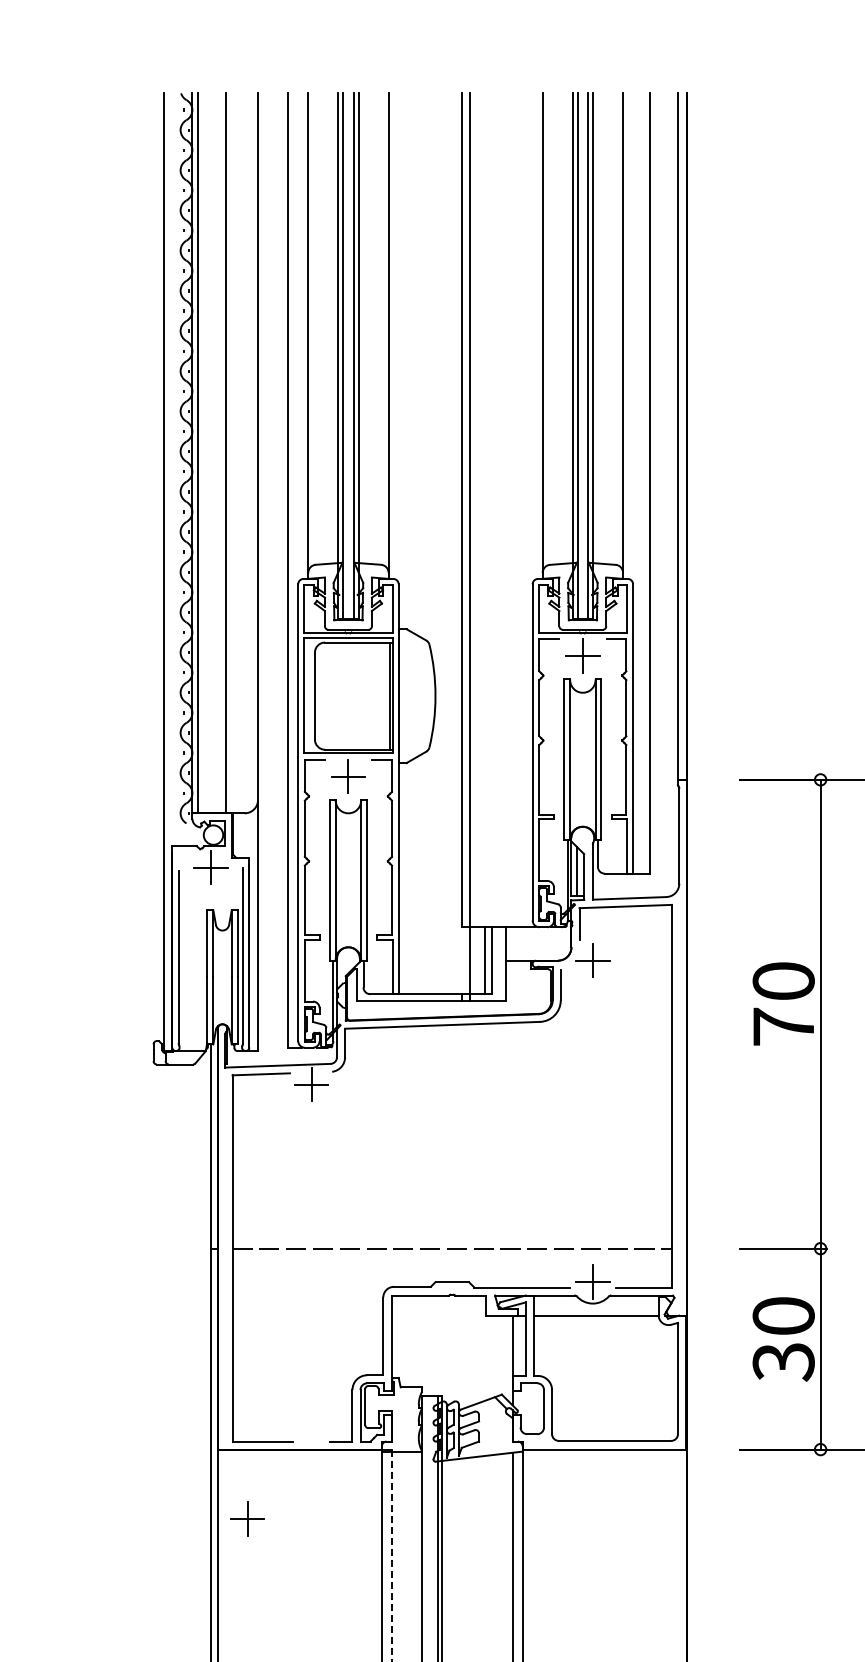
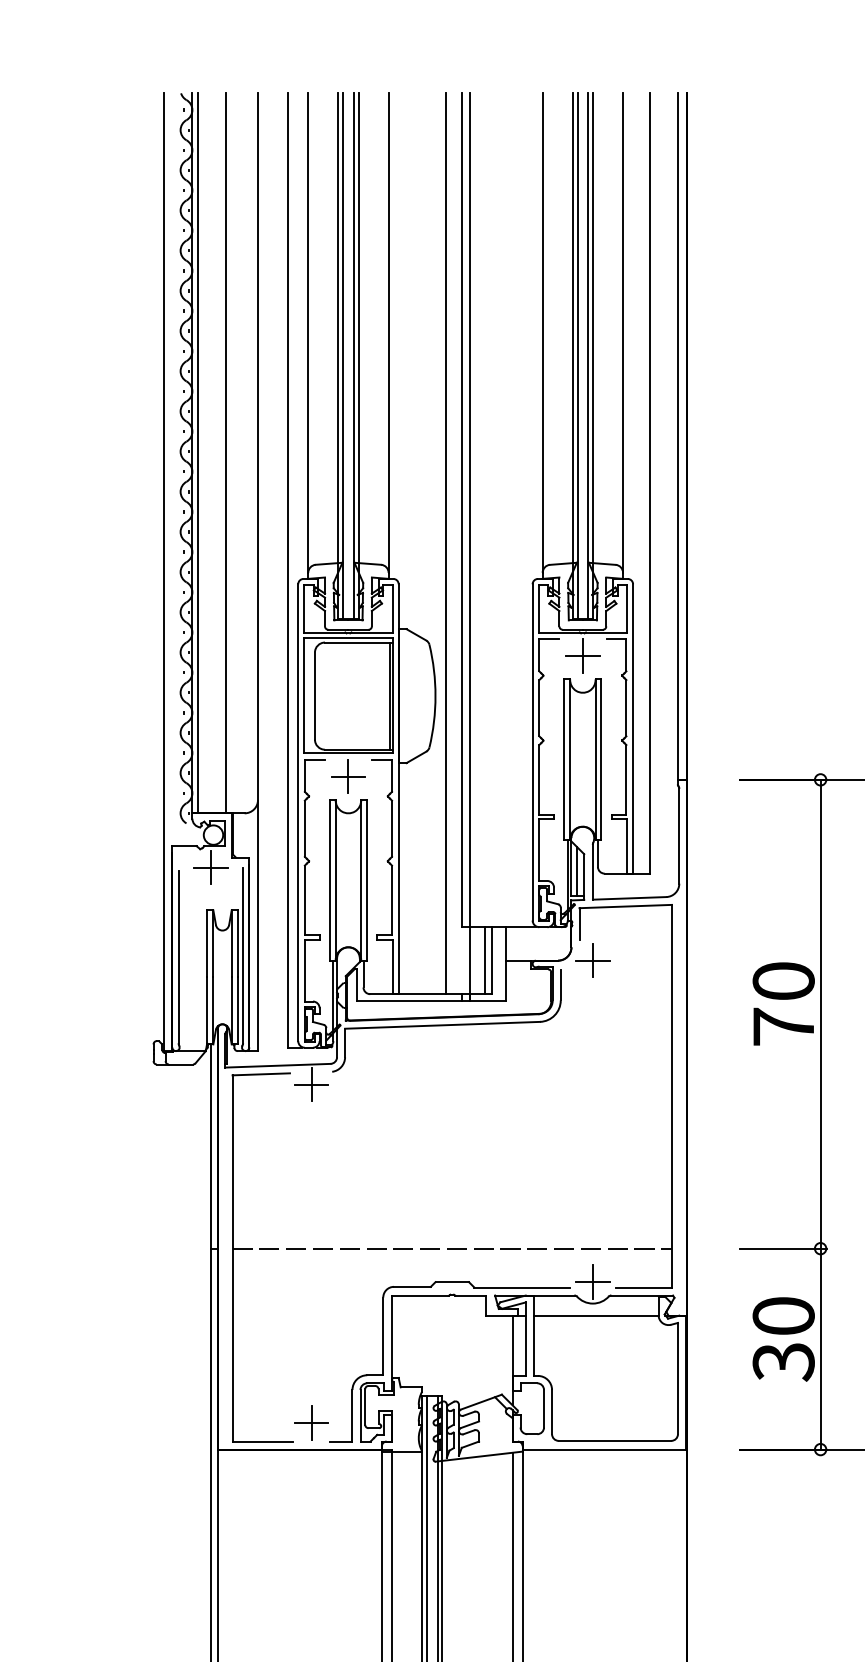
line: none -> present (445, 543)
part position: (247, 1518) -> (311, 1422) (311, 1422)
line: none -> present (426, 1527)
line: dashed -> solid (391, 1555)
